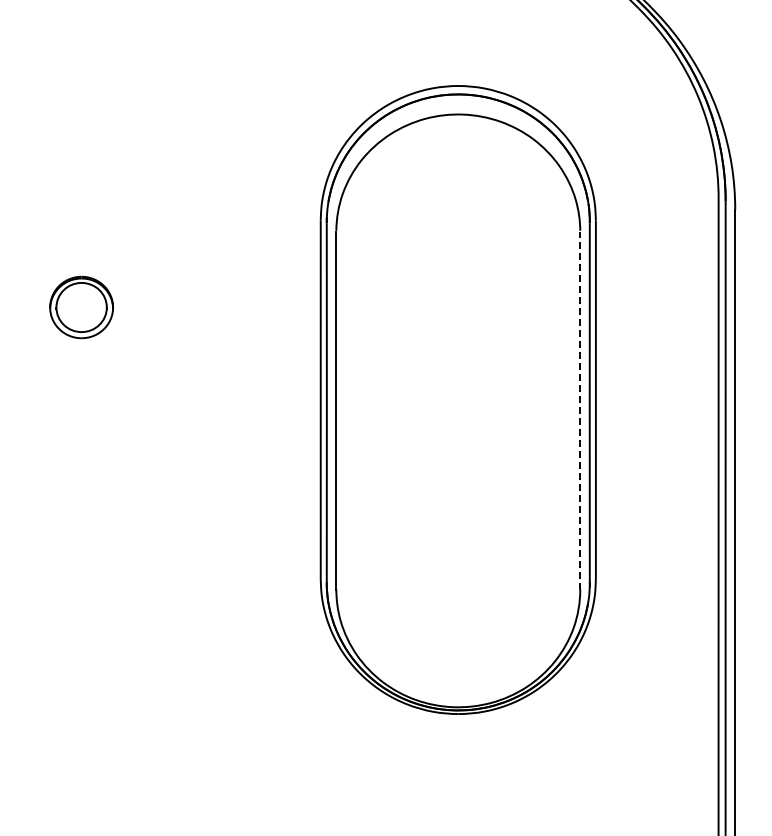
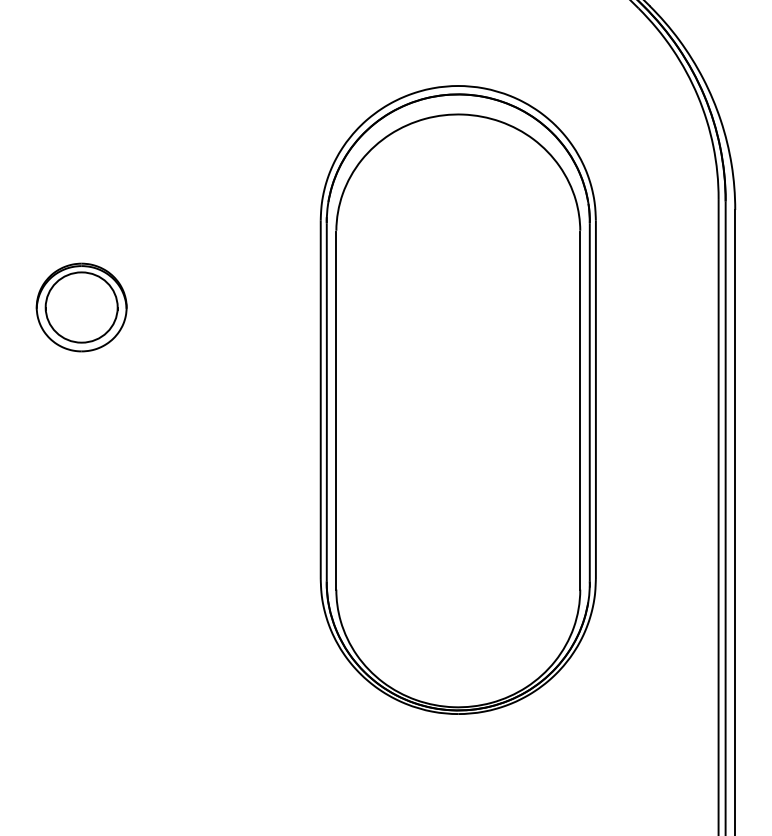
part size: 65x65 px -> 93x91 px (81, 307)
line: dashed -> solid (580, 410)
